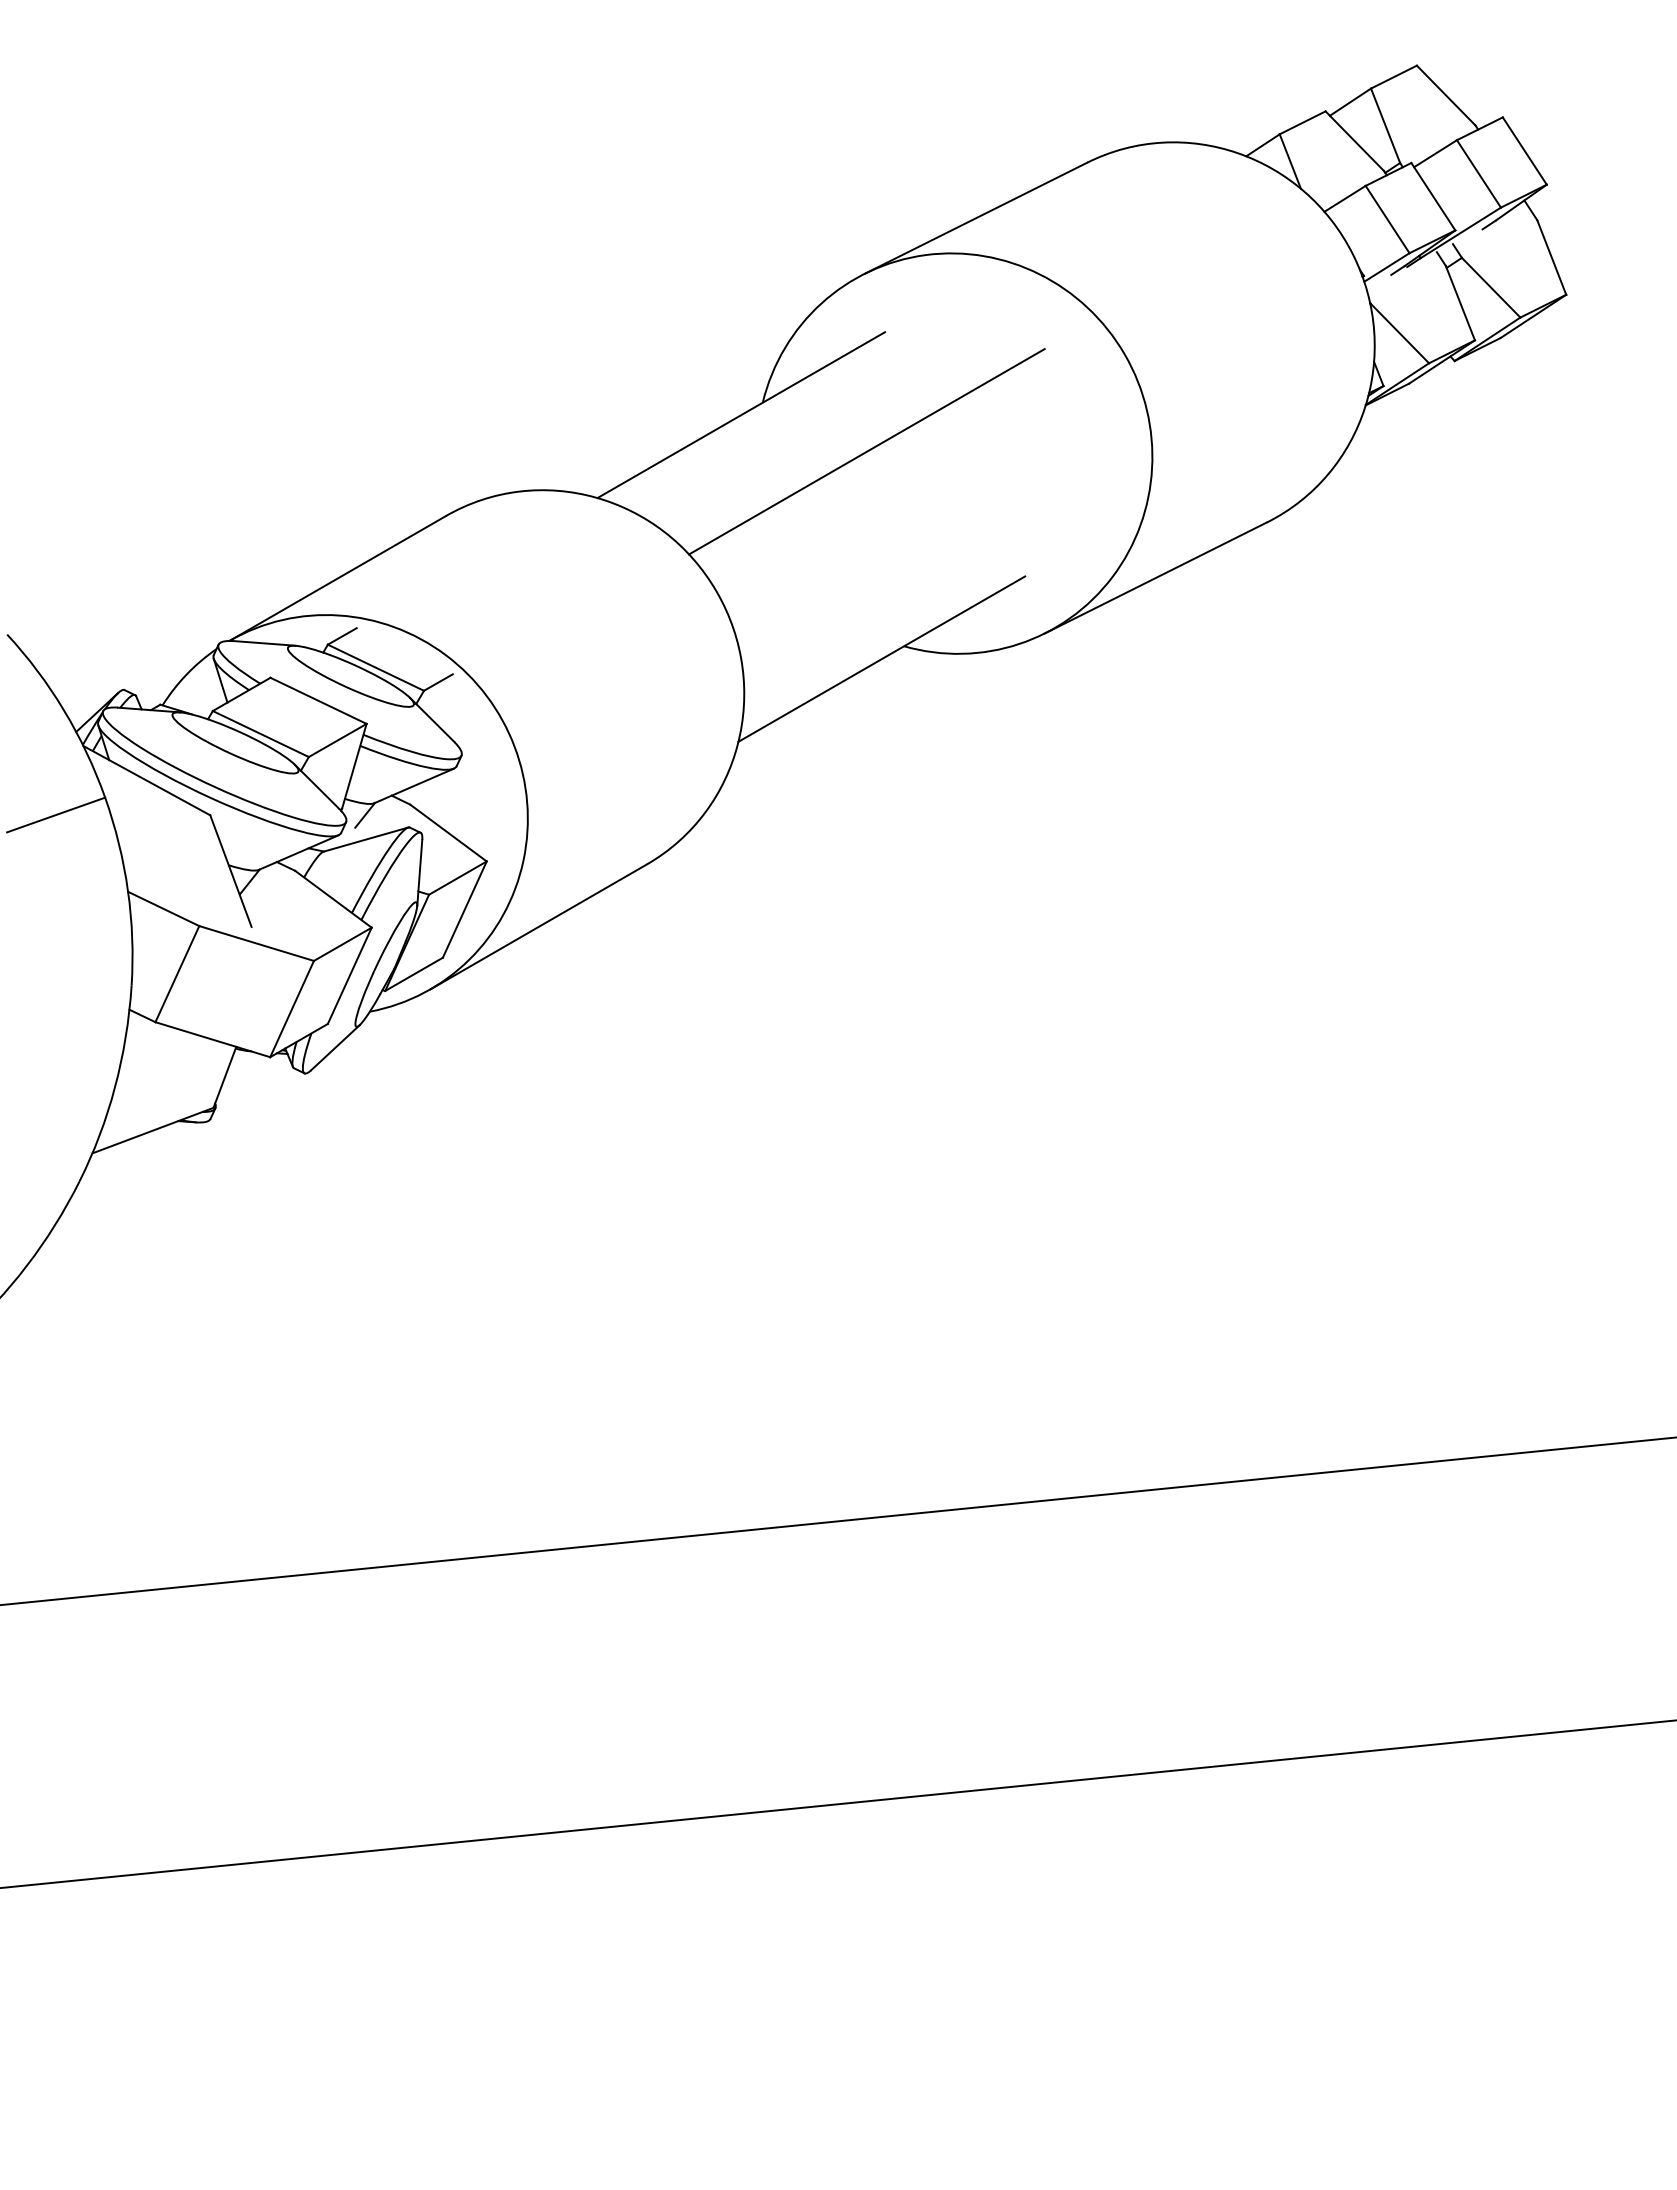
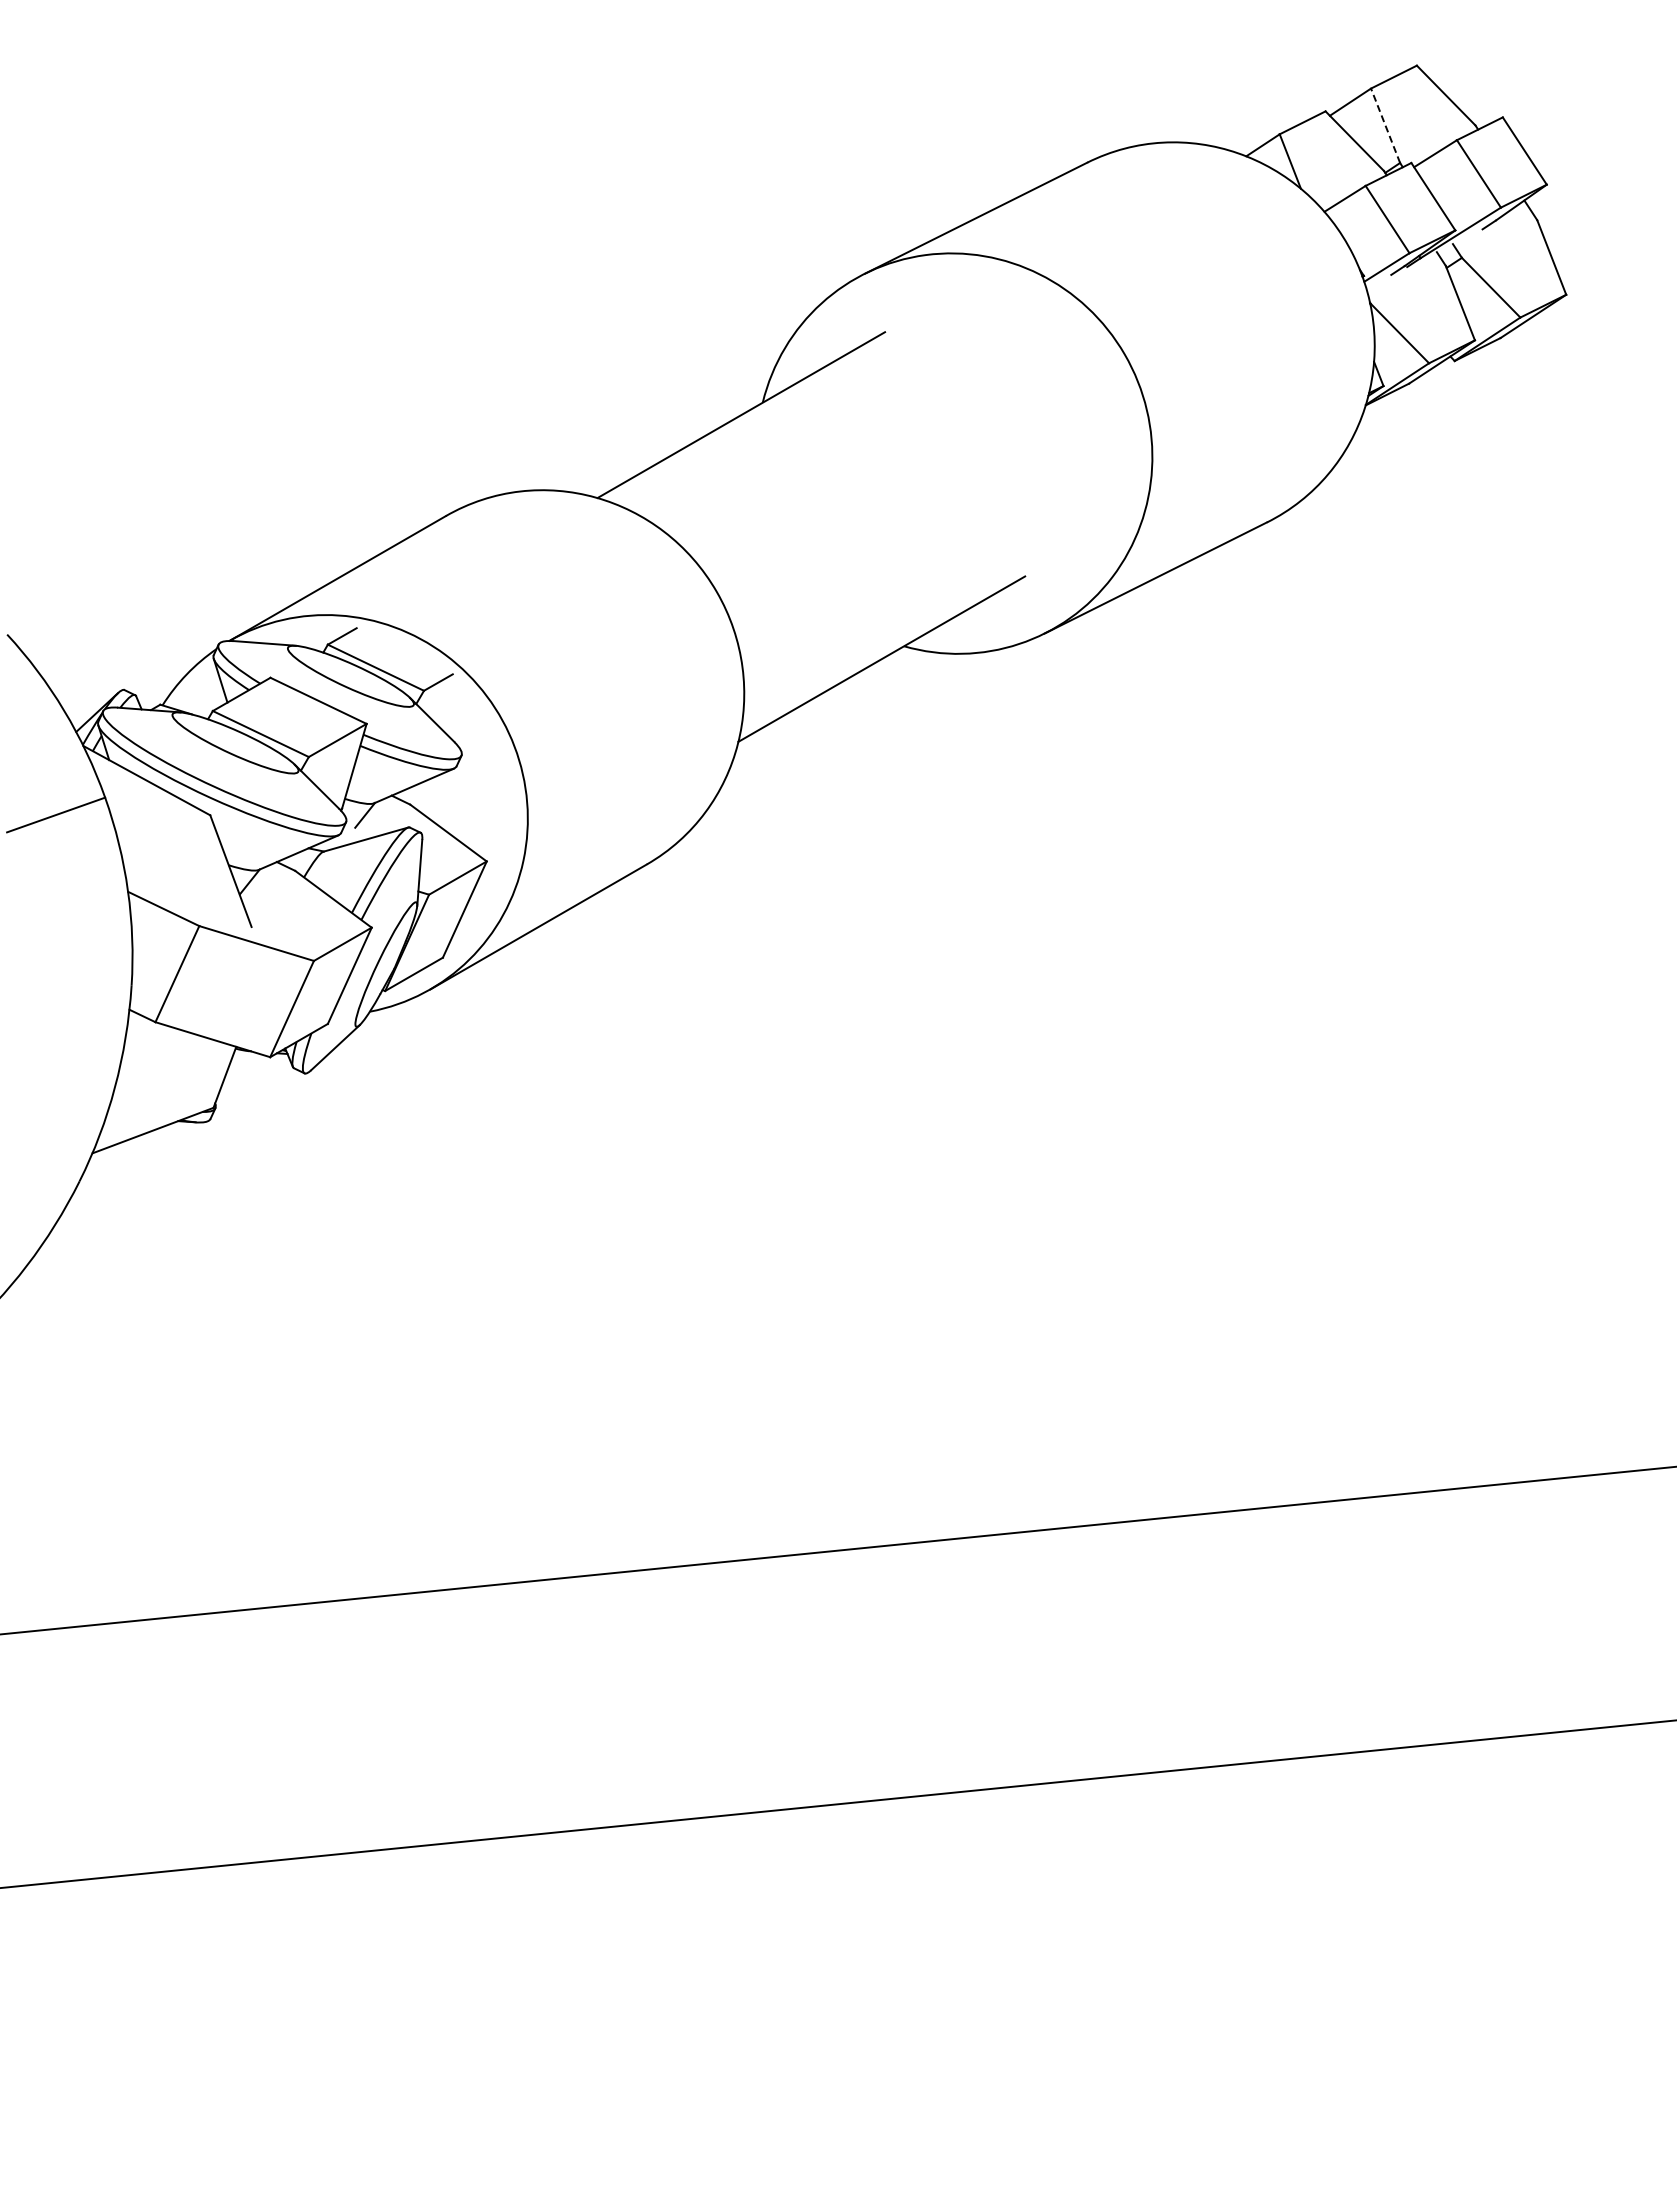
line: solid -> dashed (1385, 125)
line: present -> none (866, 451)
line position: (837, 1520) -> (837, 1550) (837, 1550)
